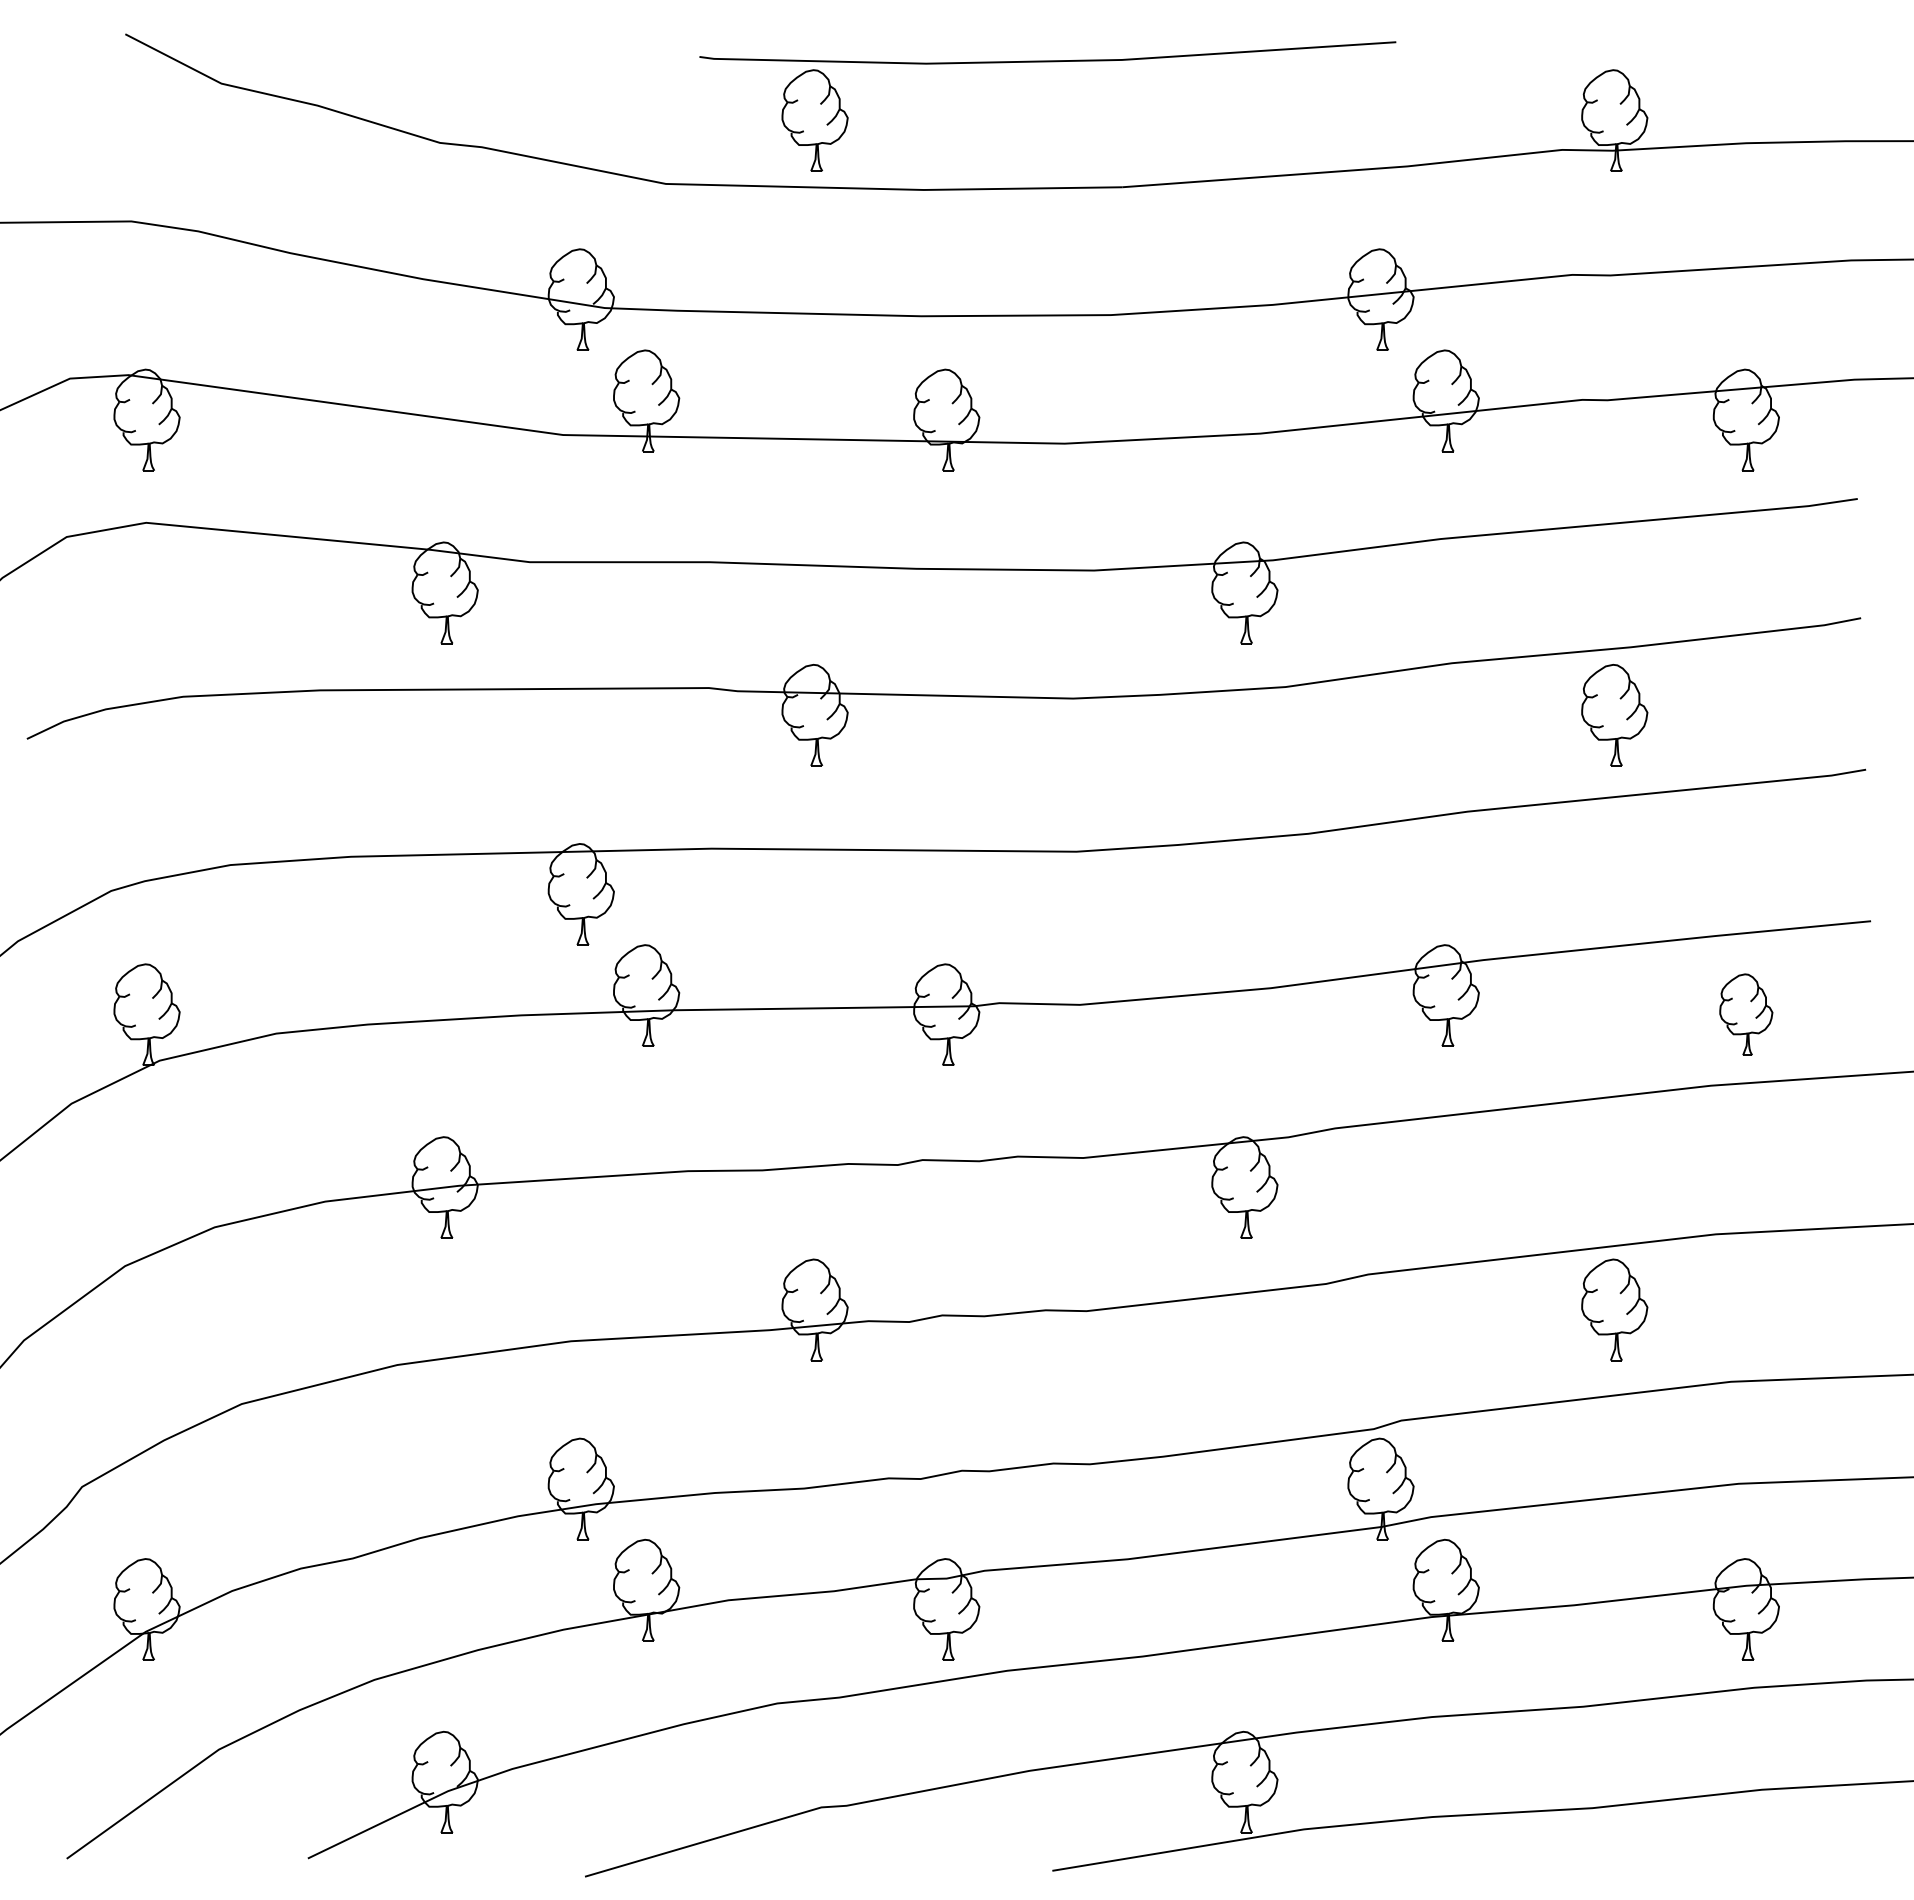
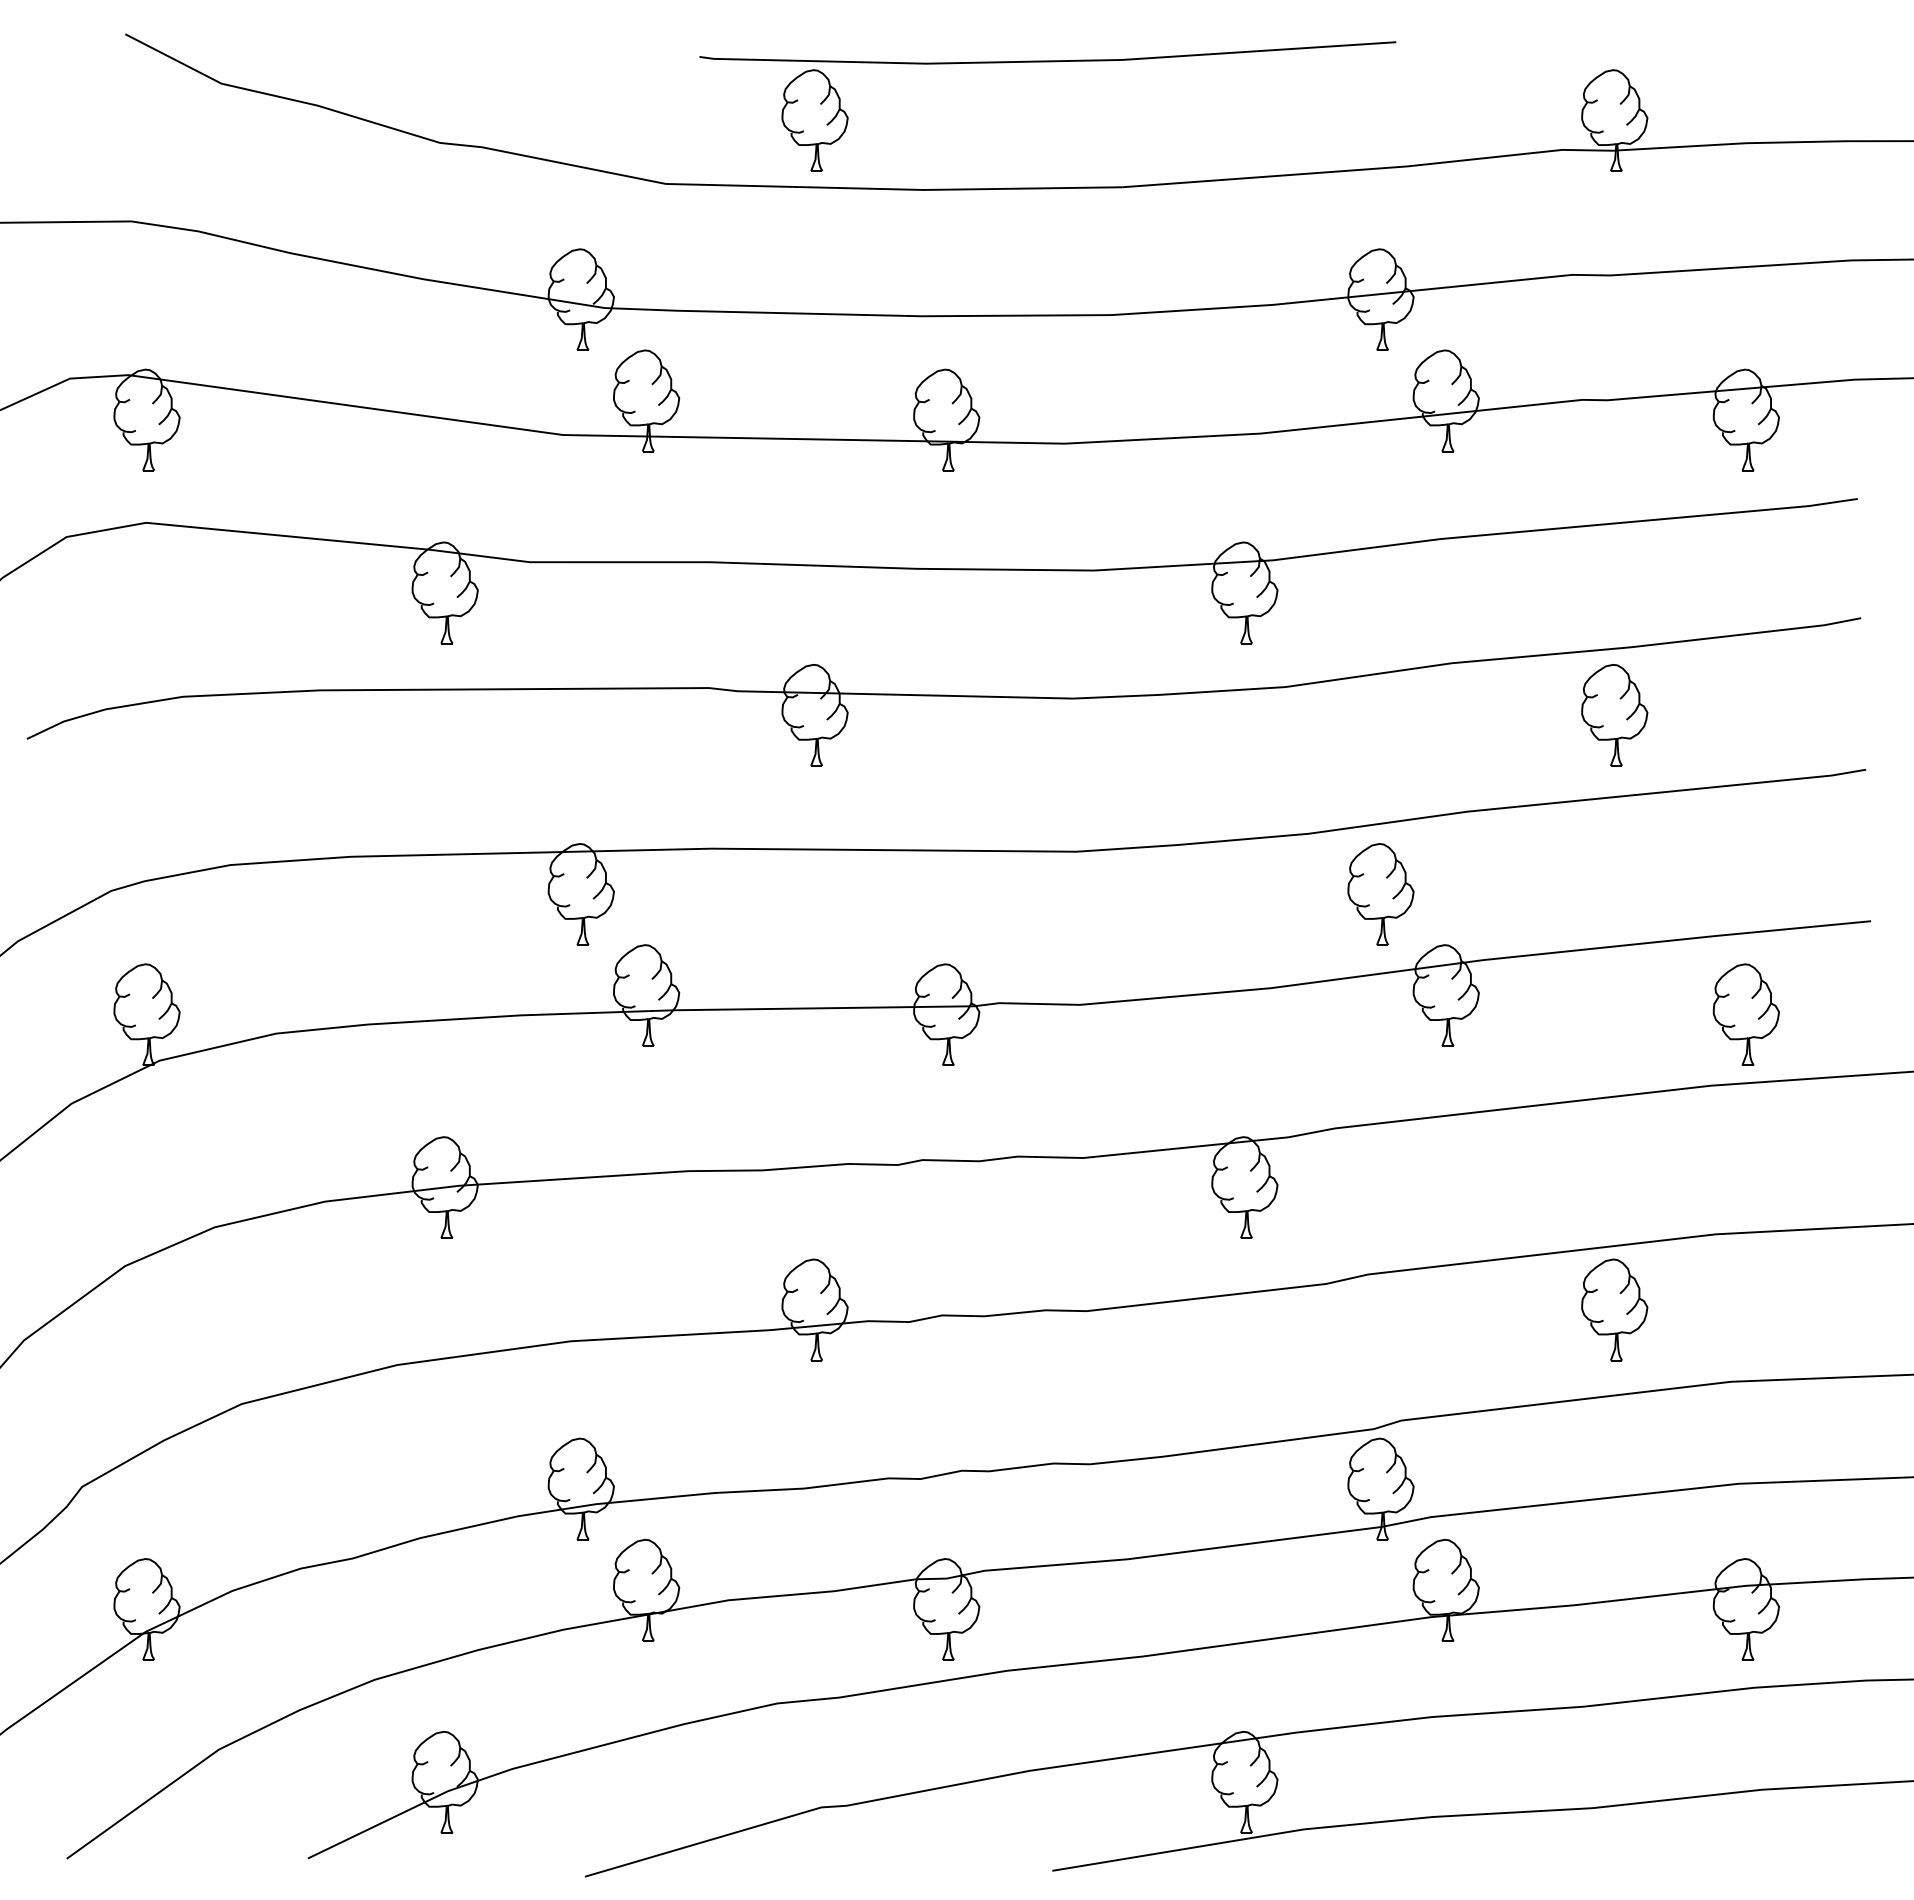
part: none -> present (1380, 894)
part size: 55x83 px -> 68x103 px (1745, 1014)
